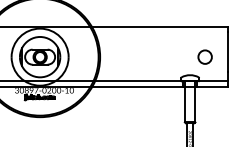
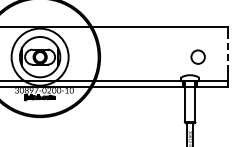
line: solid -> dashed (227, 52)
circle position: (204, 56) -> (197, 56) (197, 56)
